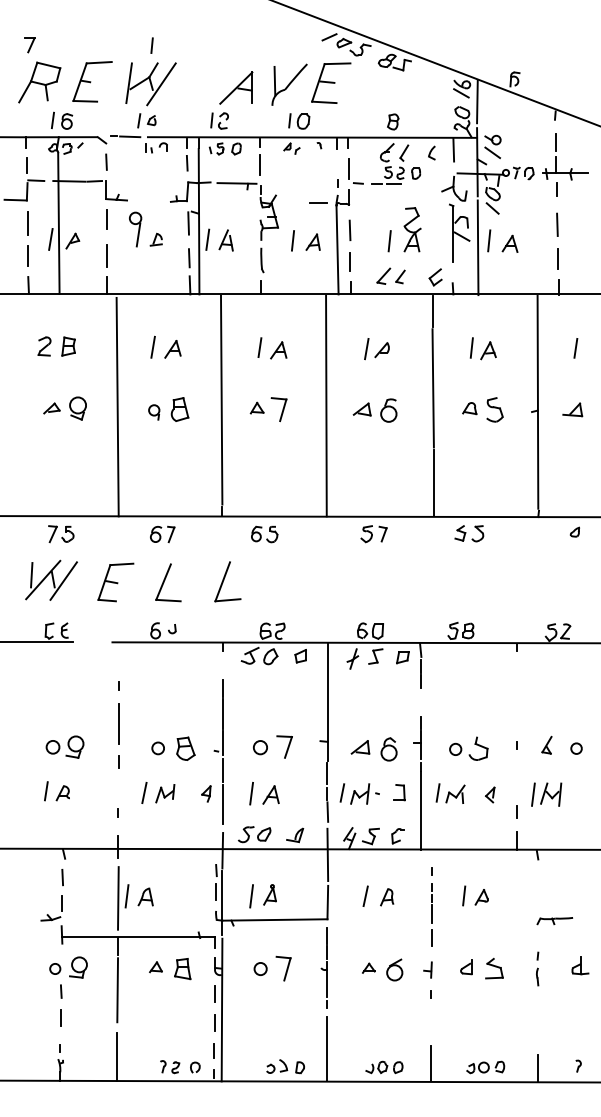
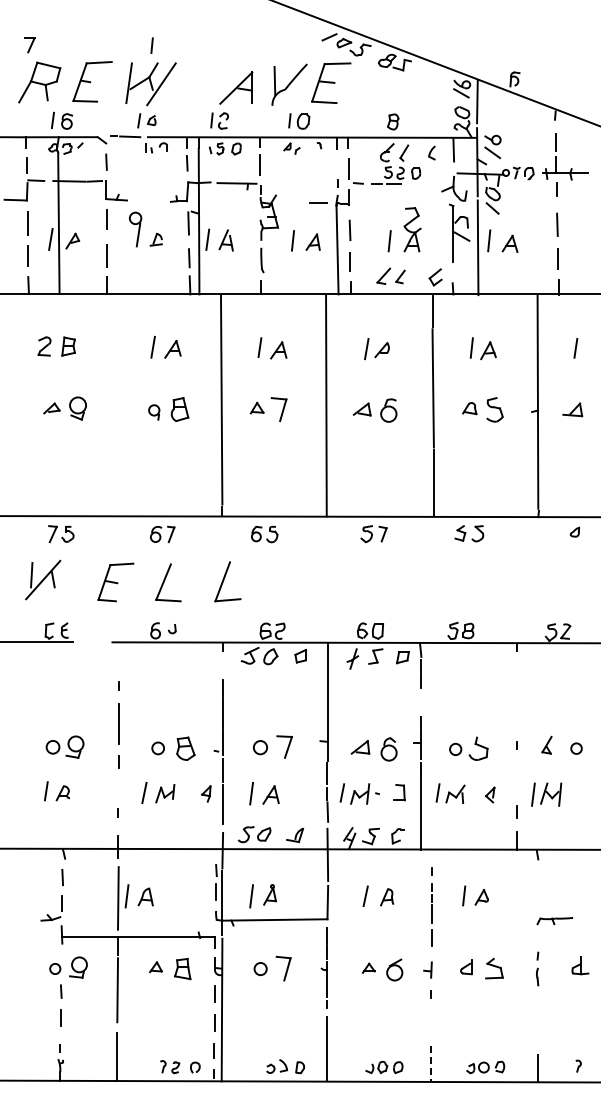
line: present -> none (117, 406)
line: present -> none (63, 580)
line: solid -> dashed (431, 1063)
